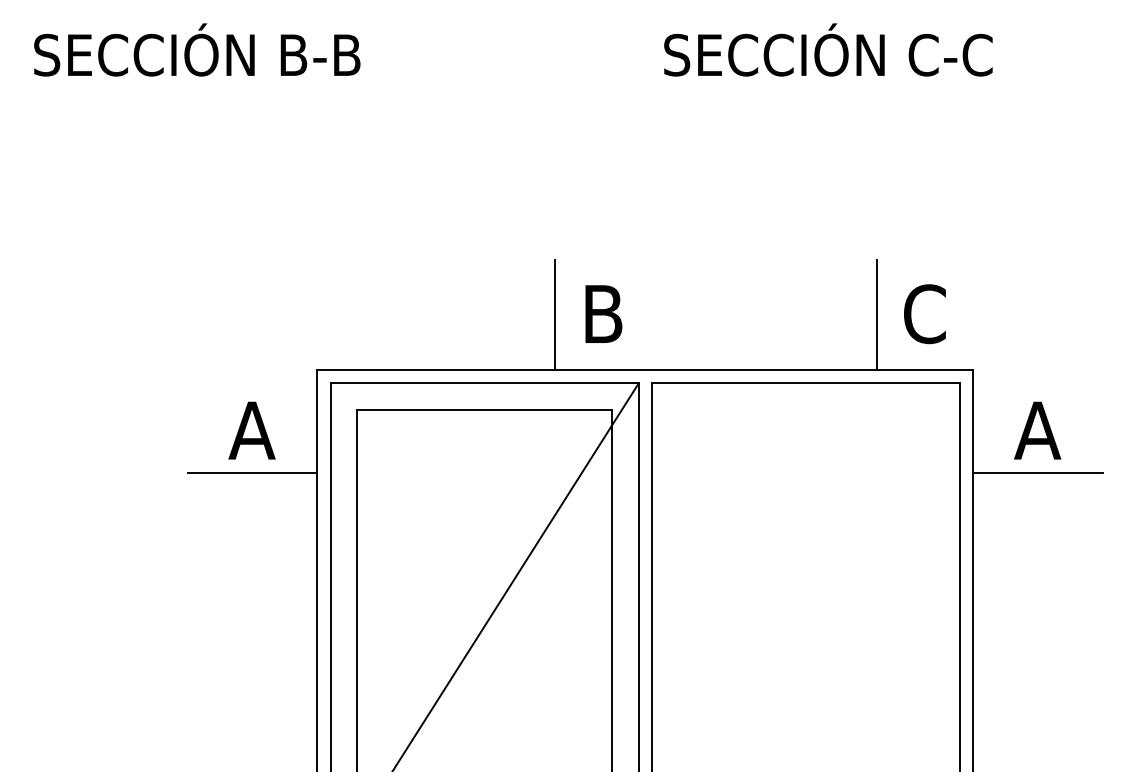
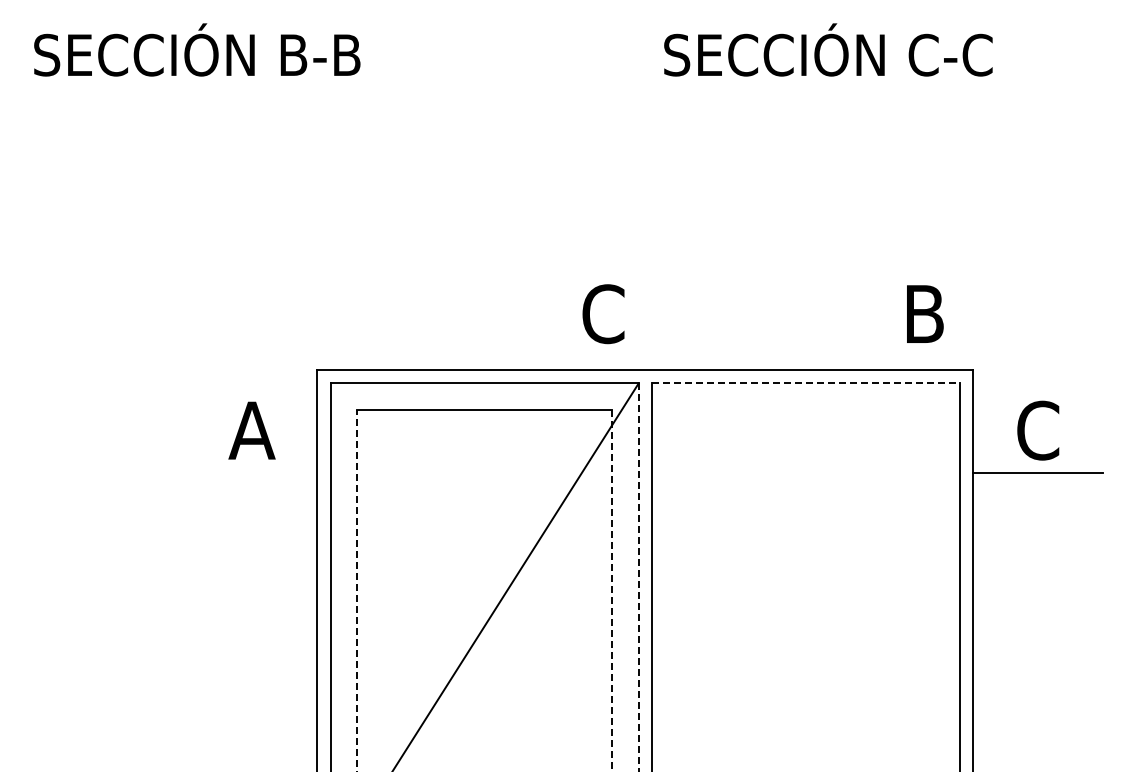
text: B -> C (603, 314)
text: C -> B (924, 314)
line: present -> none (555, 315)
line: present -> none (876, 315)
line: solid -> dashed (806, 383)
text: A -> C (1037, 430)
line: present -> none (252, 473)
line: solid -> dashed (638, 577)
line: solid -> dashed (357, 591)
line: solid -> dashed (611, 591)
